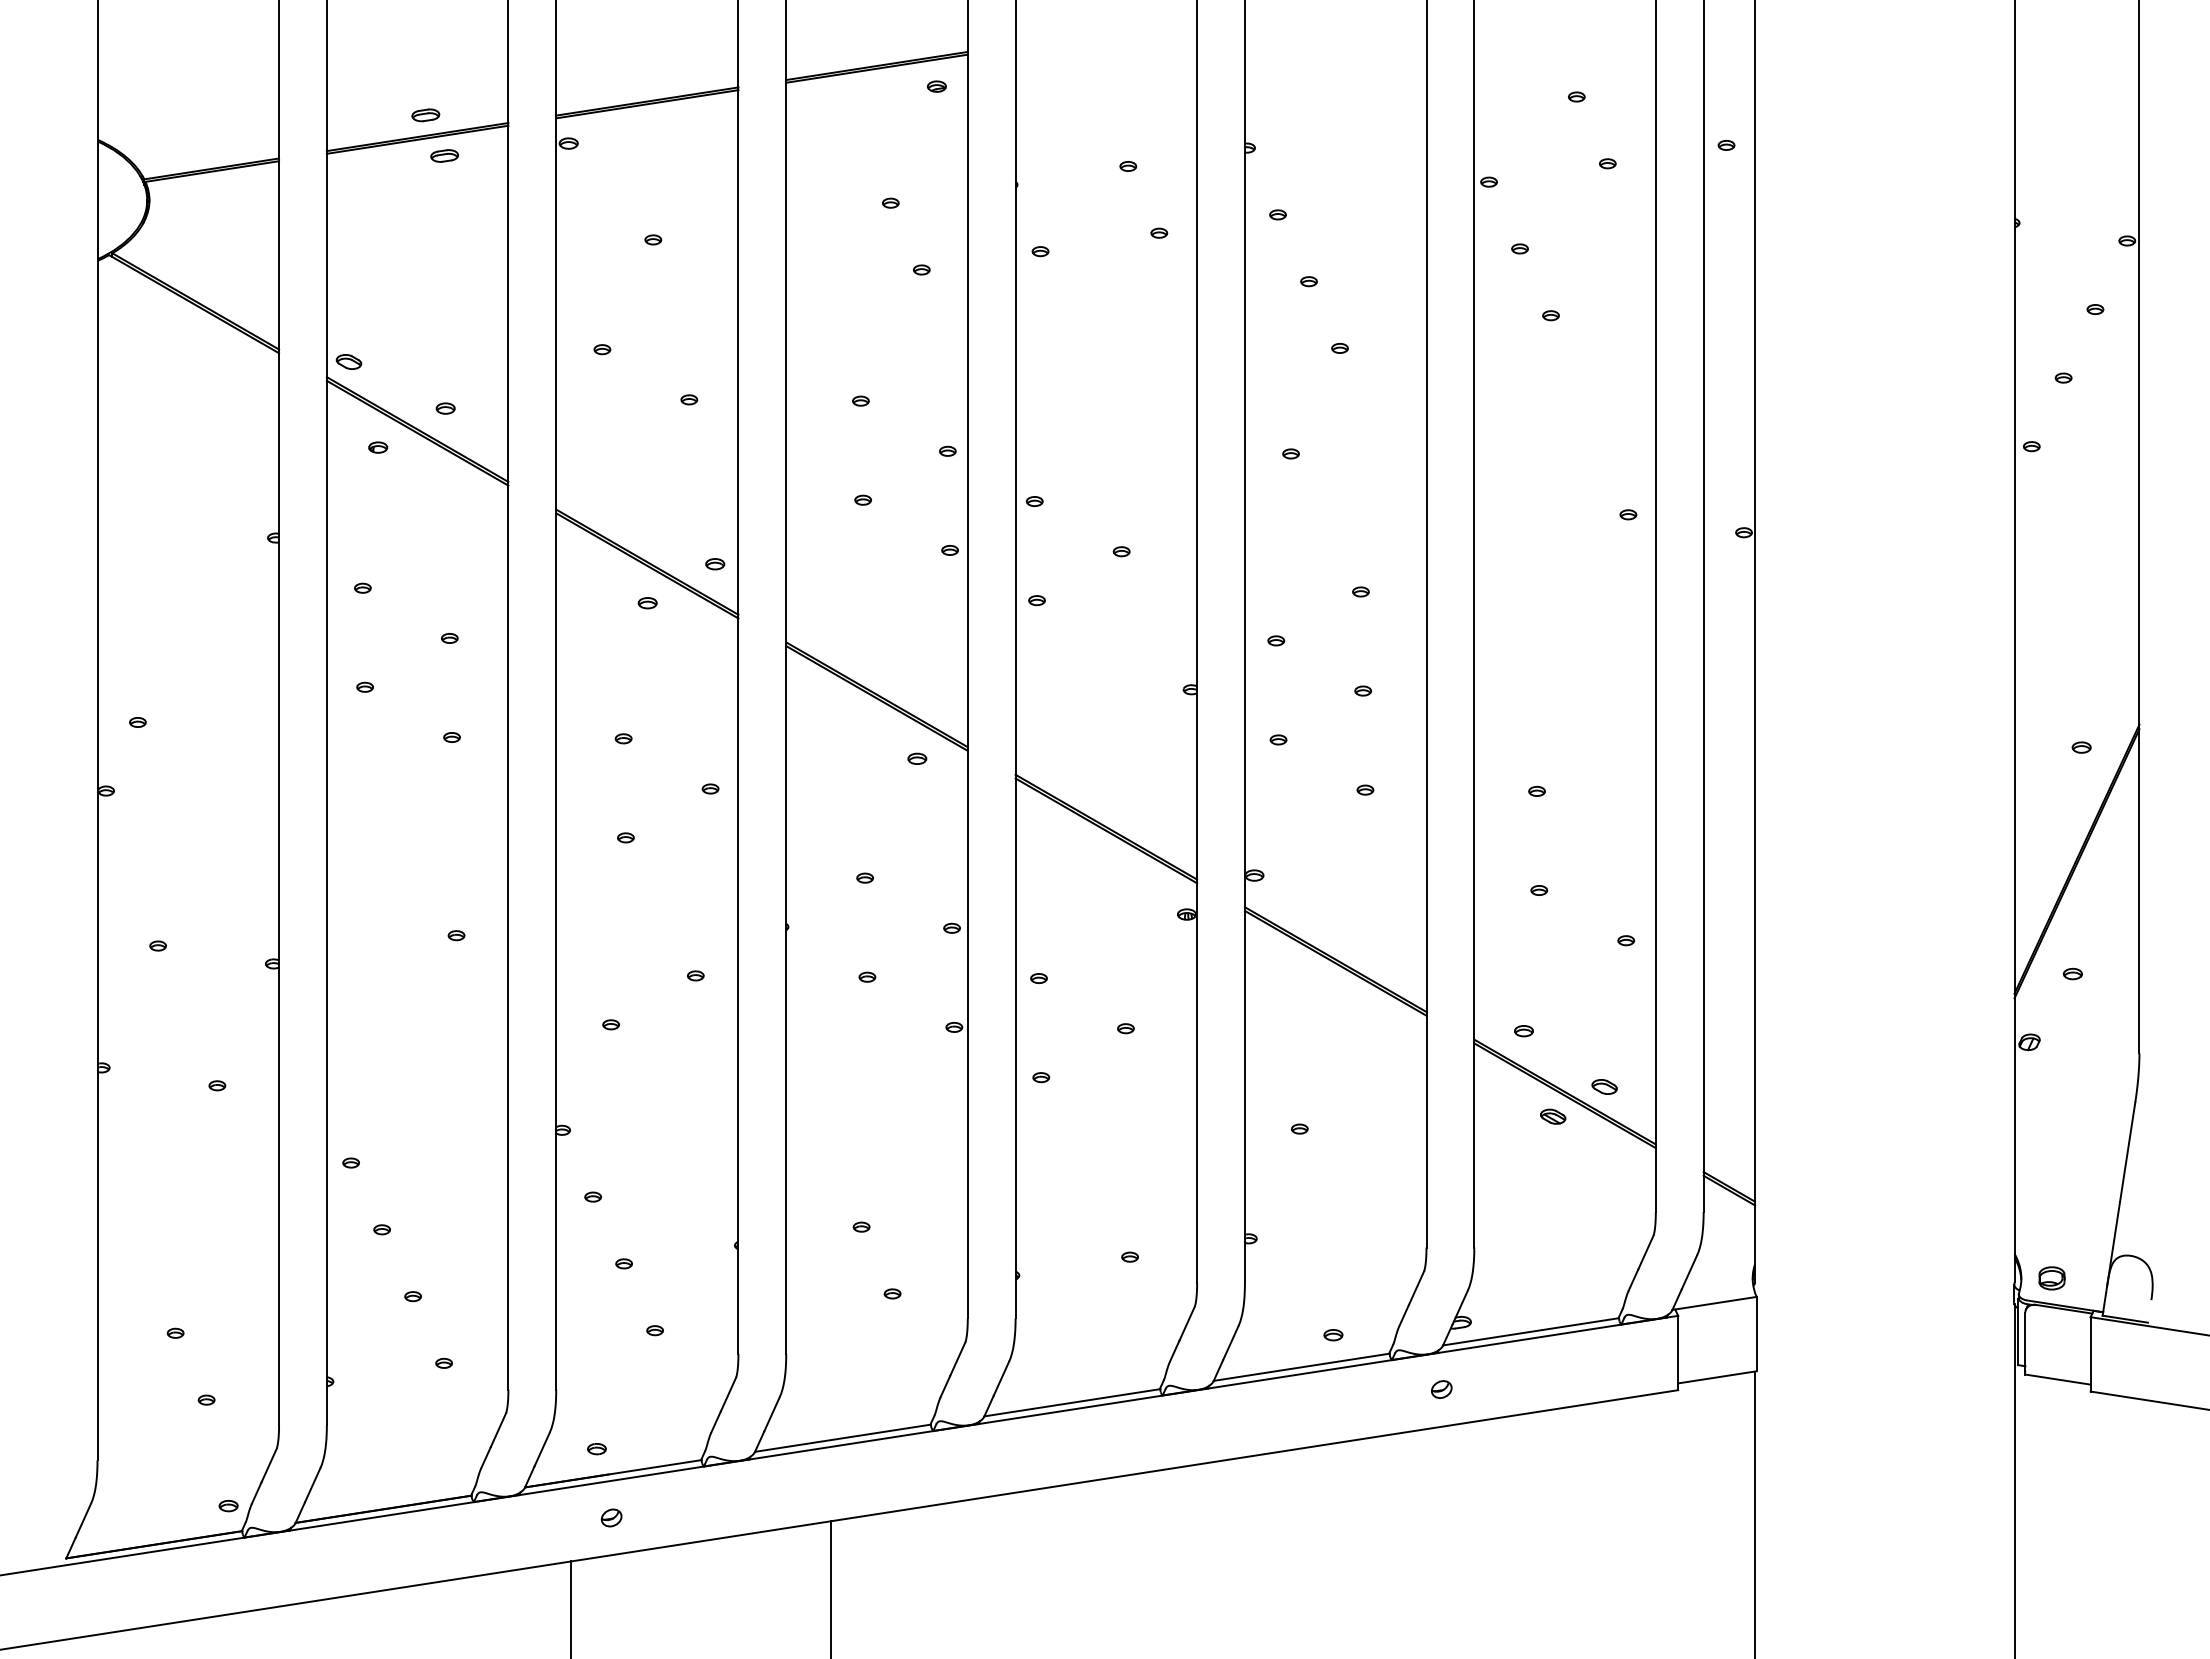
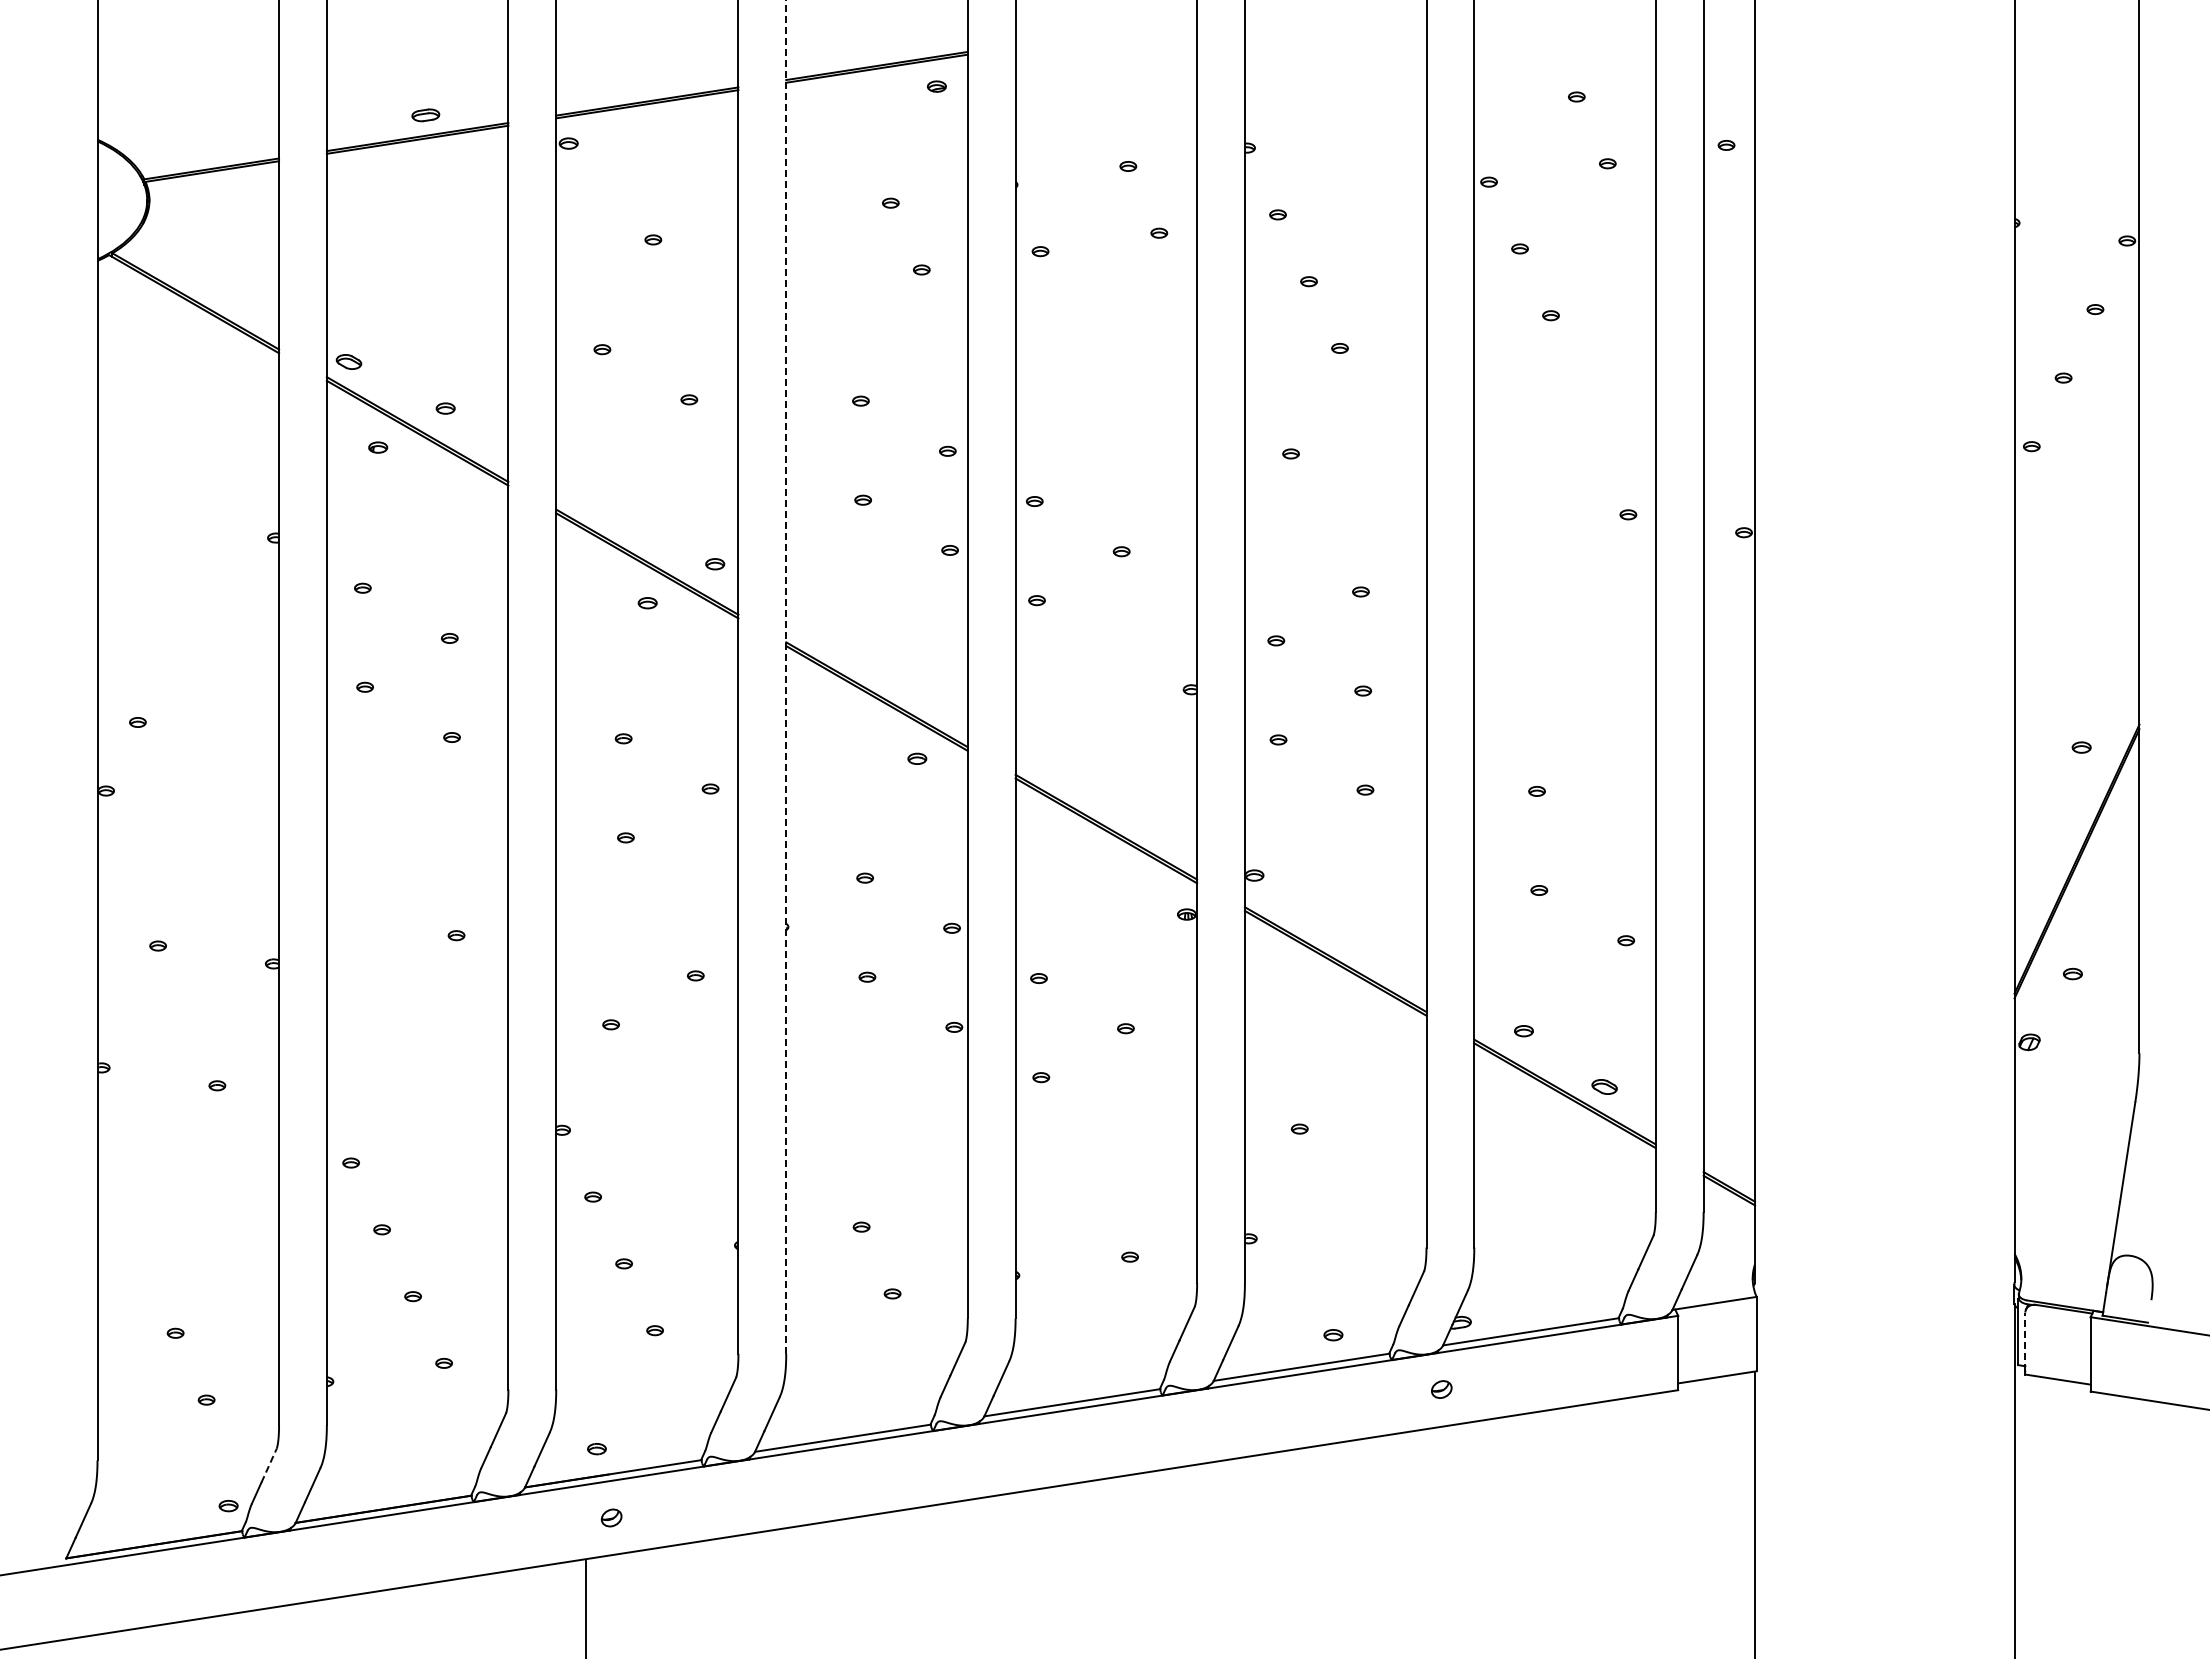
part: present -> none (444, 155)
line: solid -> dashed (786, 677)
part: present -> none (1553, 1116)
part: present -> none (2051, 1278)
line: solid -> dashed (2025, 1341)
line: solid -> dashed (269, 1465)
line: present -> none (830, 1588)
line position: (571, 1608) -> (586, 1608) (586, 1608)
